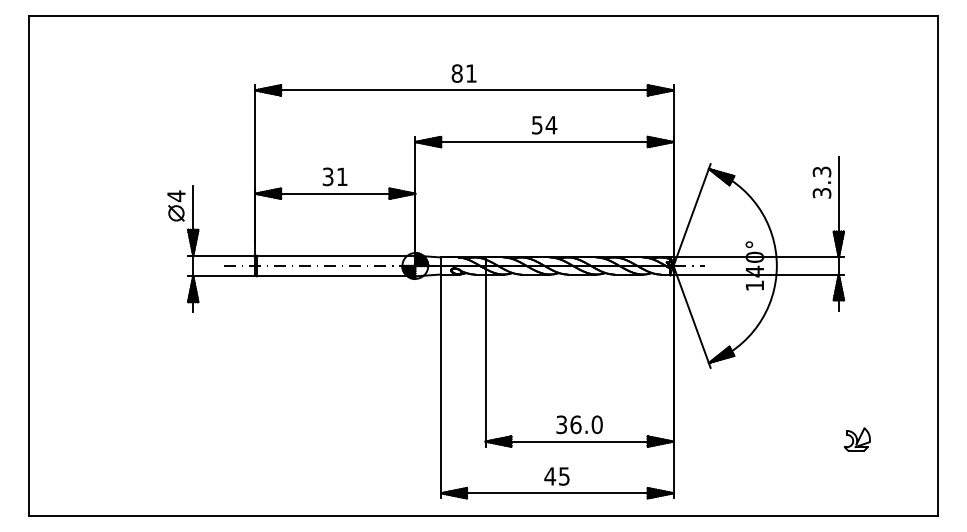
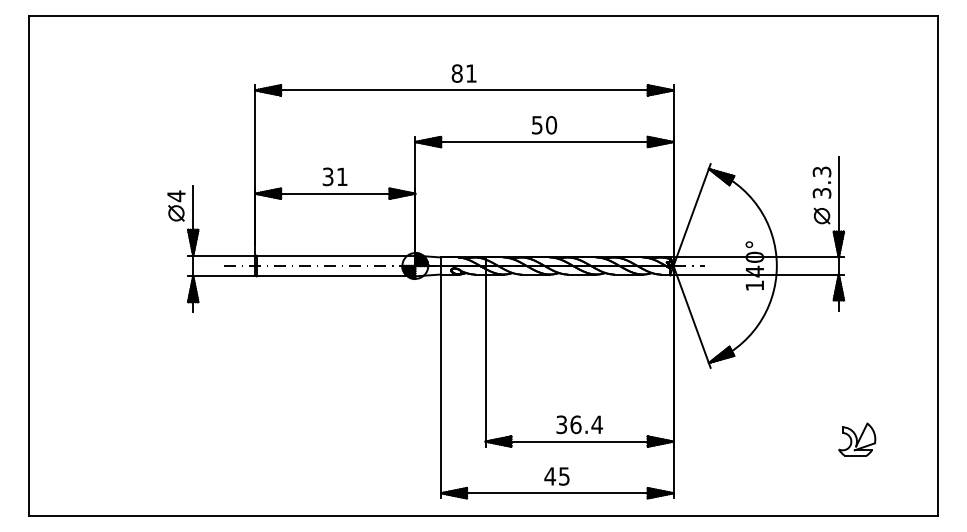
text: 54 -> 50 (551, 125)
part: none -> present (821, 215)
text: 36.0 -> 36.4 (597, 424)
part size: 27x25 px -> 39x35 px (857, 439)
